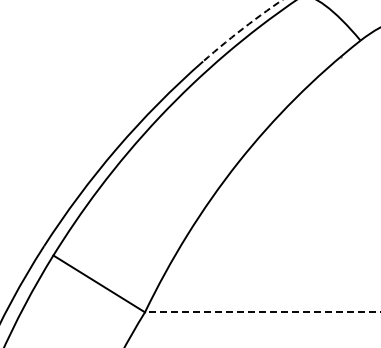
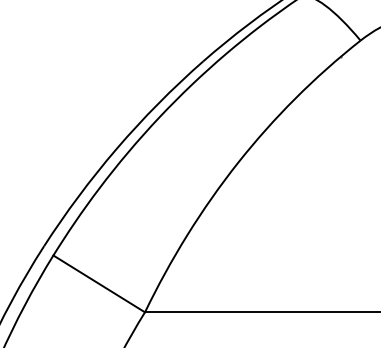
arc: dashed -> solid (241, 29)
line: dashed -> solid (262, 312)
